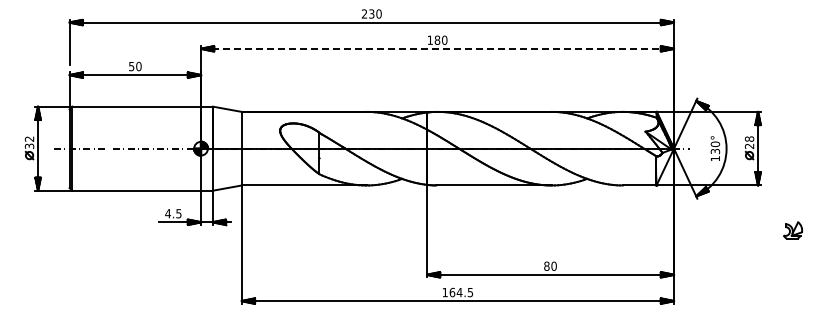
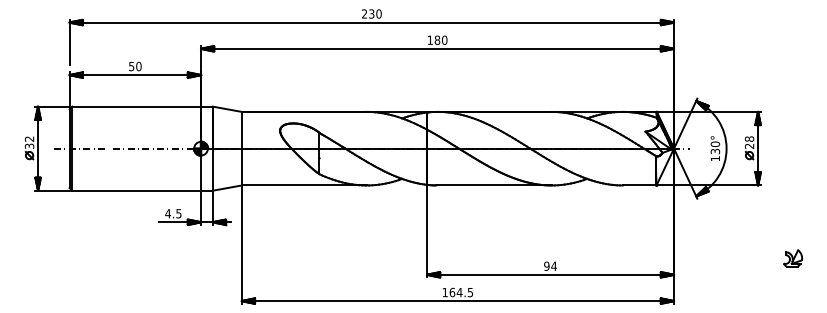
line: dashed -> solid (438, 48)
part position: (793, 230) -> (793, 258) (793, 258)
text: 80 -> 94 (550, 265)
